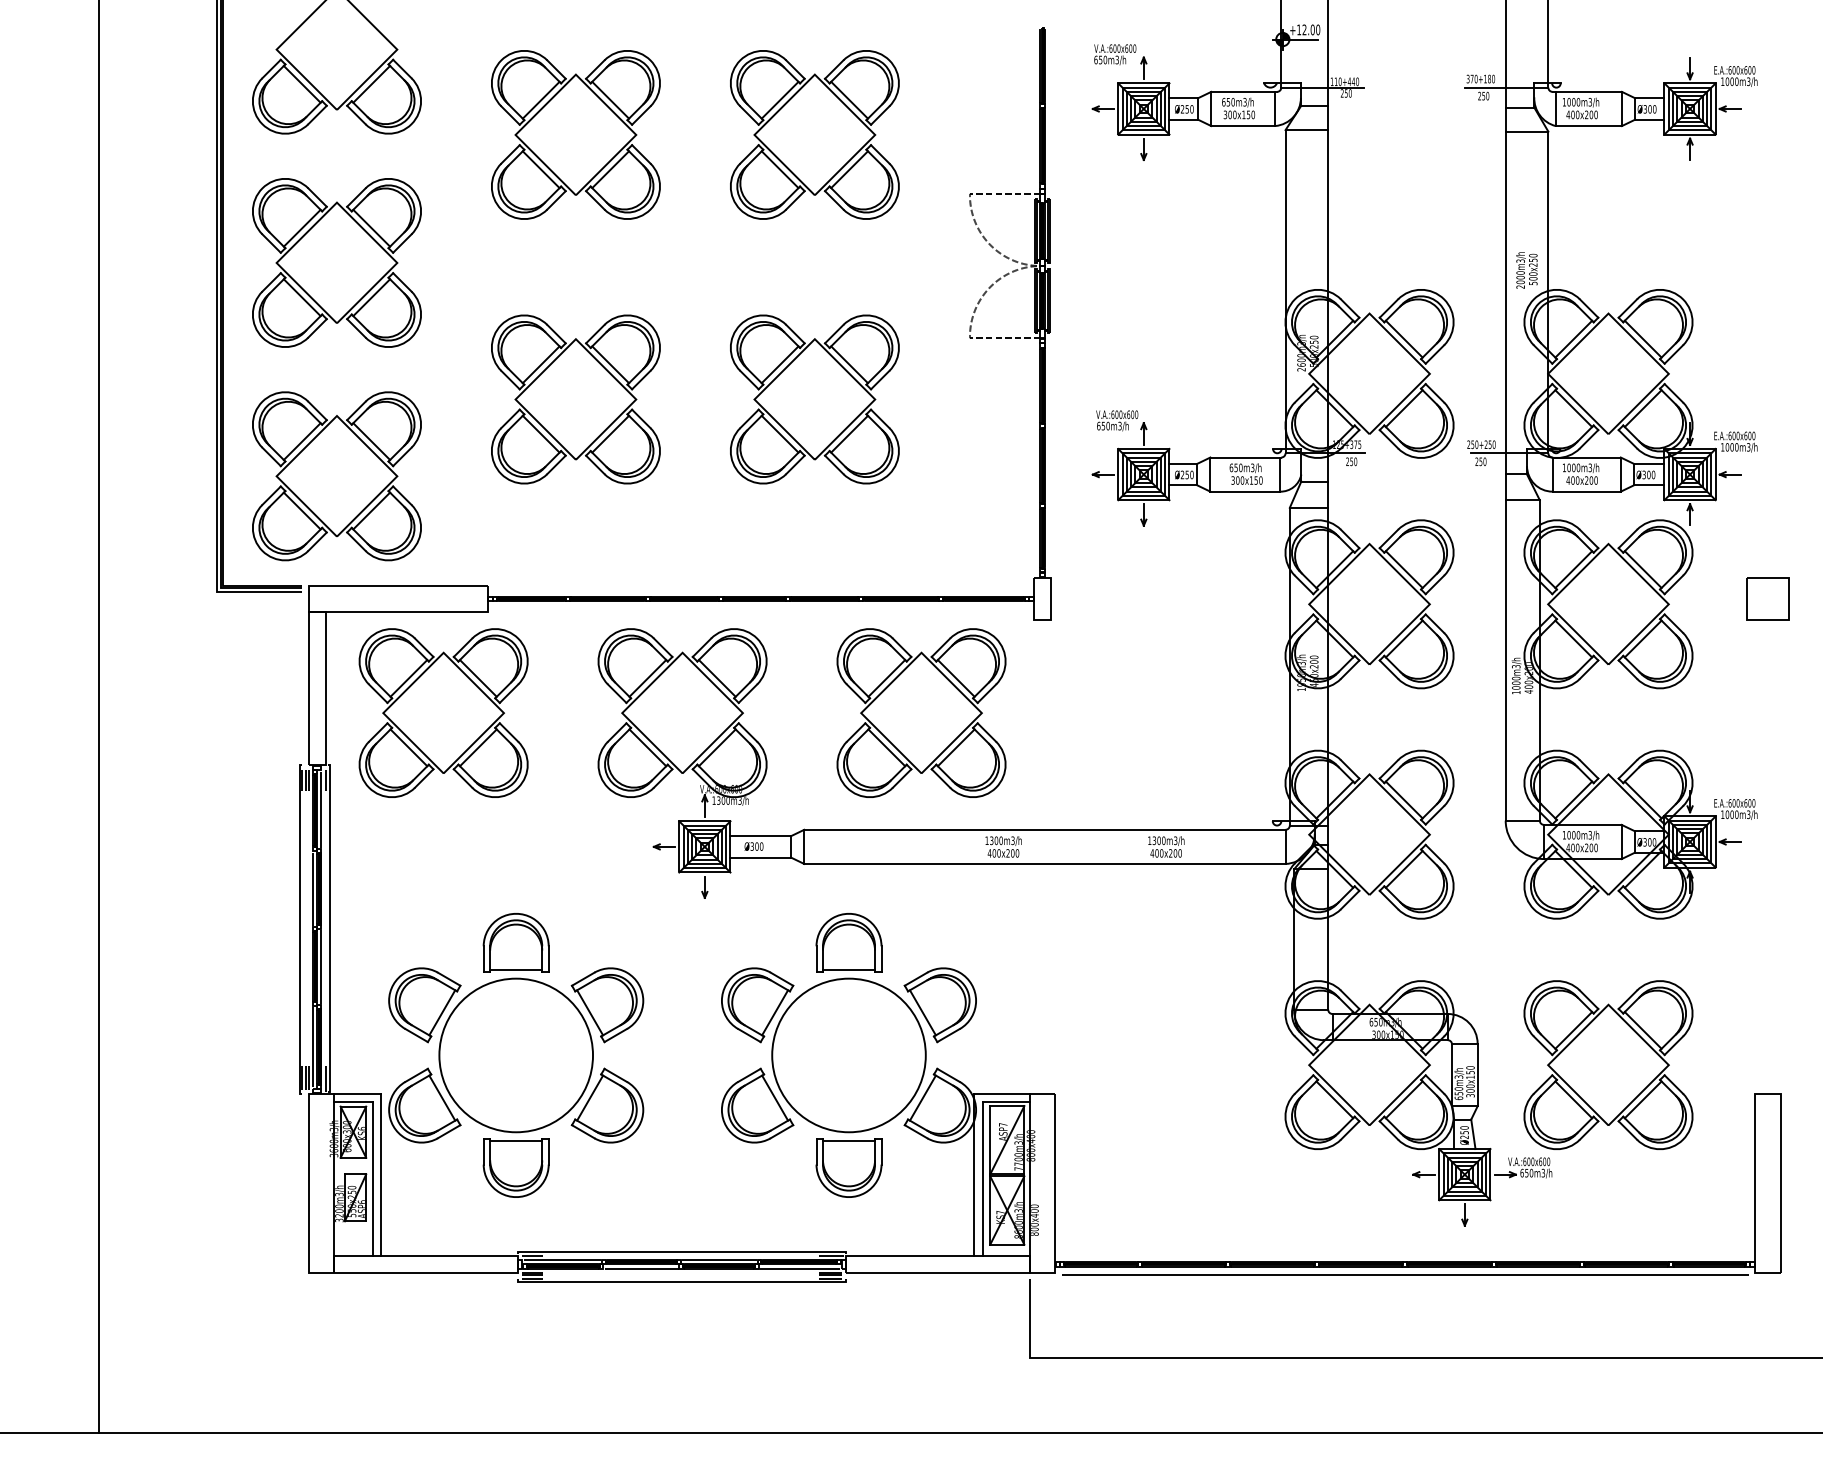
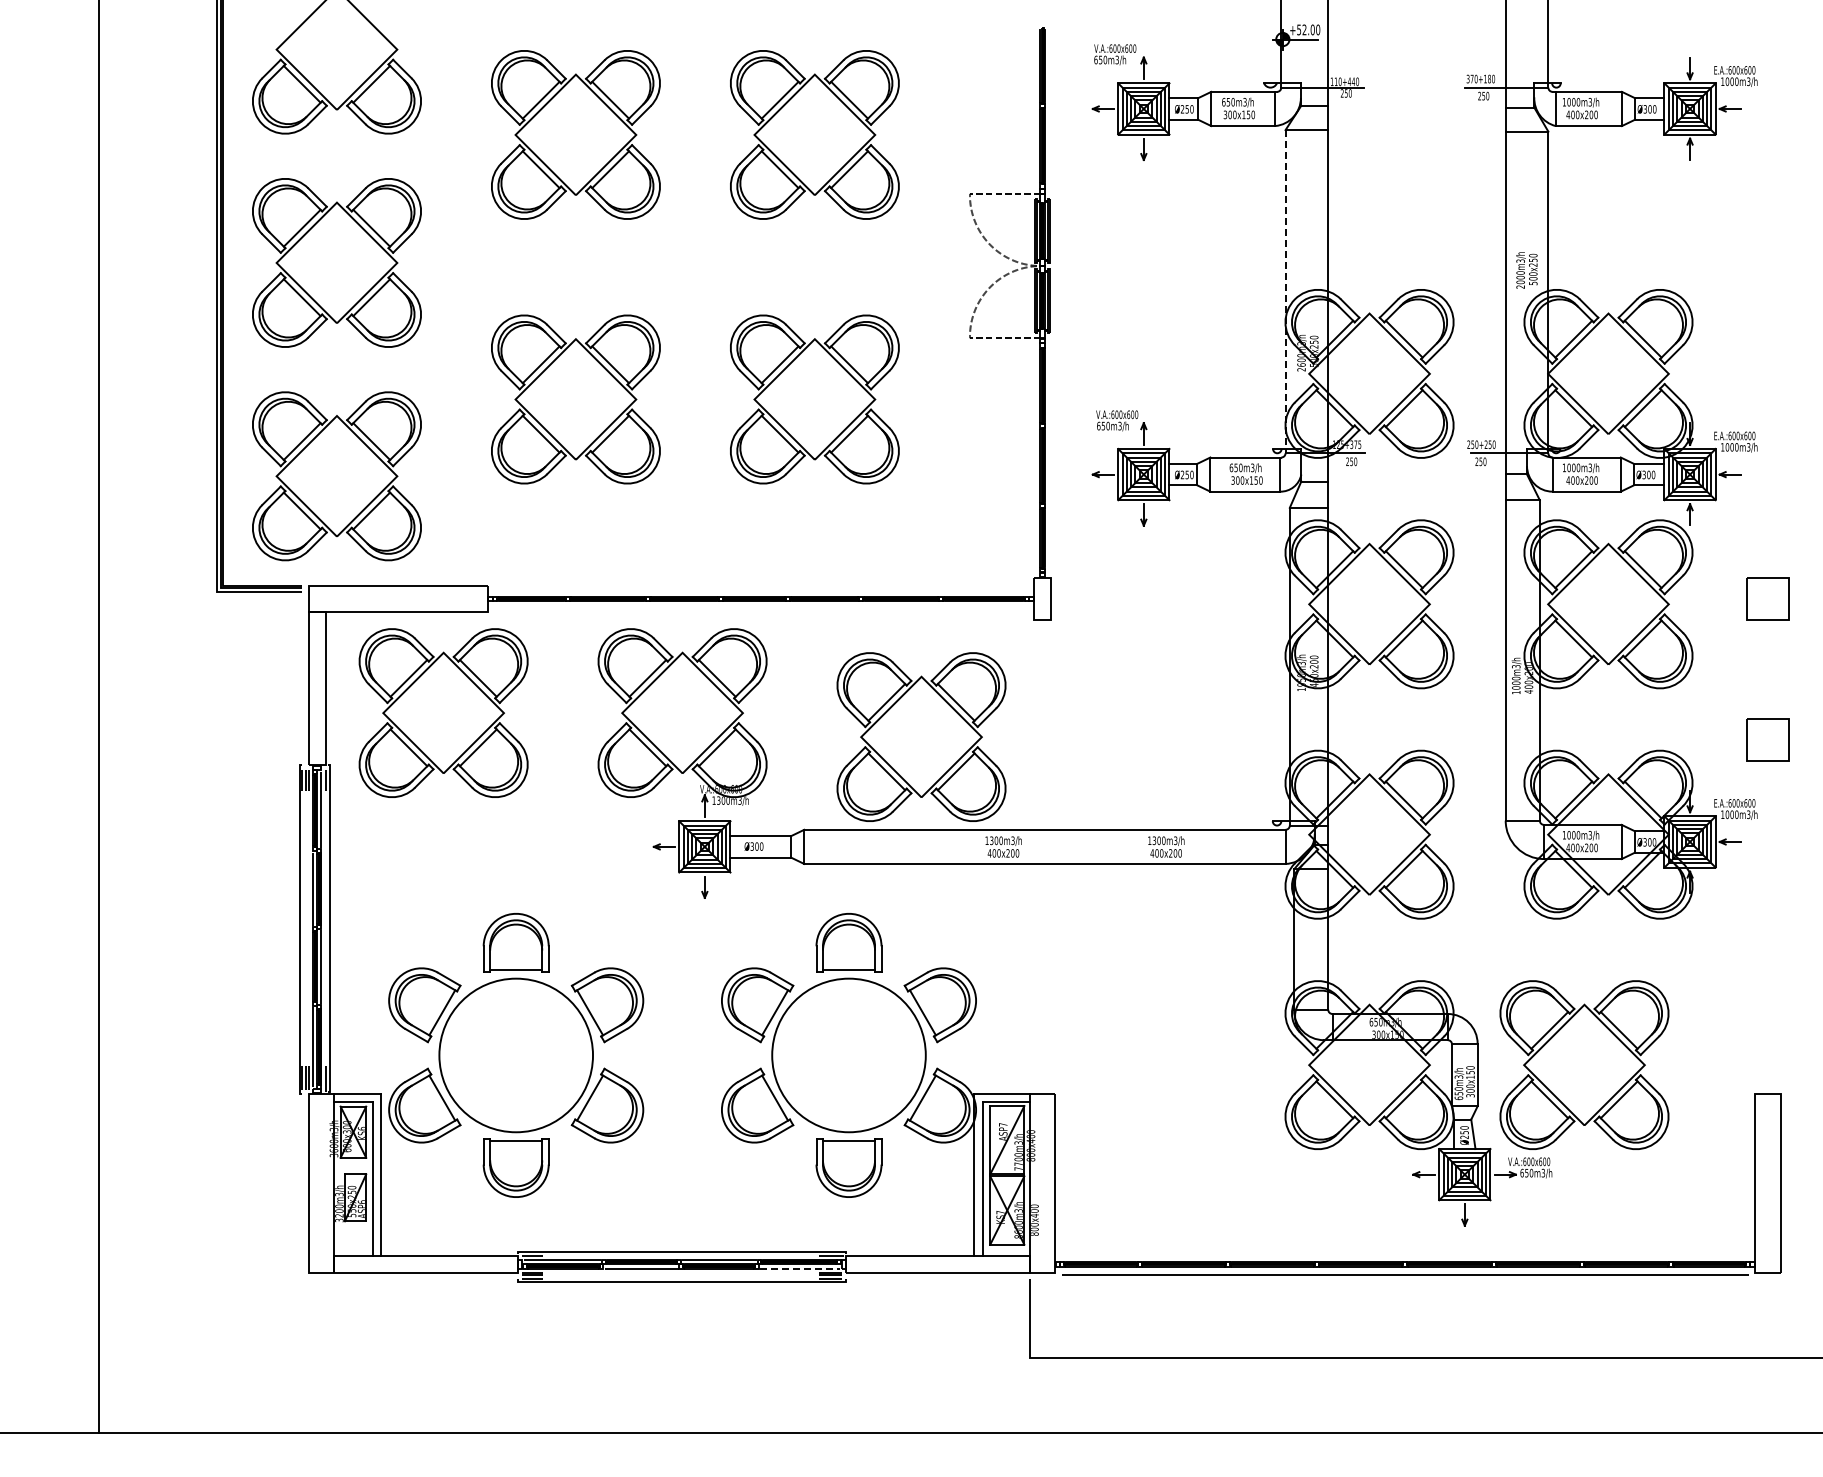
text: +12.00 -> +52.00 (1299, 29)
line: solid -> dashed (1285, 291)
part position: (921, 712) -> (921, 736) (921, 736)
part: none -> present (1767, 739)
part position: (1608, 1064) -> (1584, 1064) (1584, 1064)
line: solid -> dashed (800, 1268)
